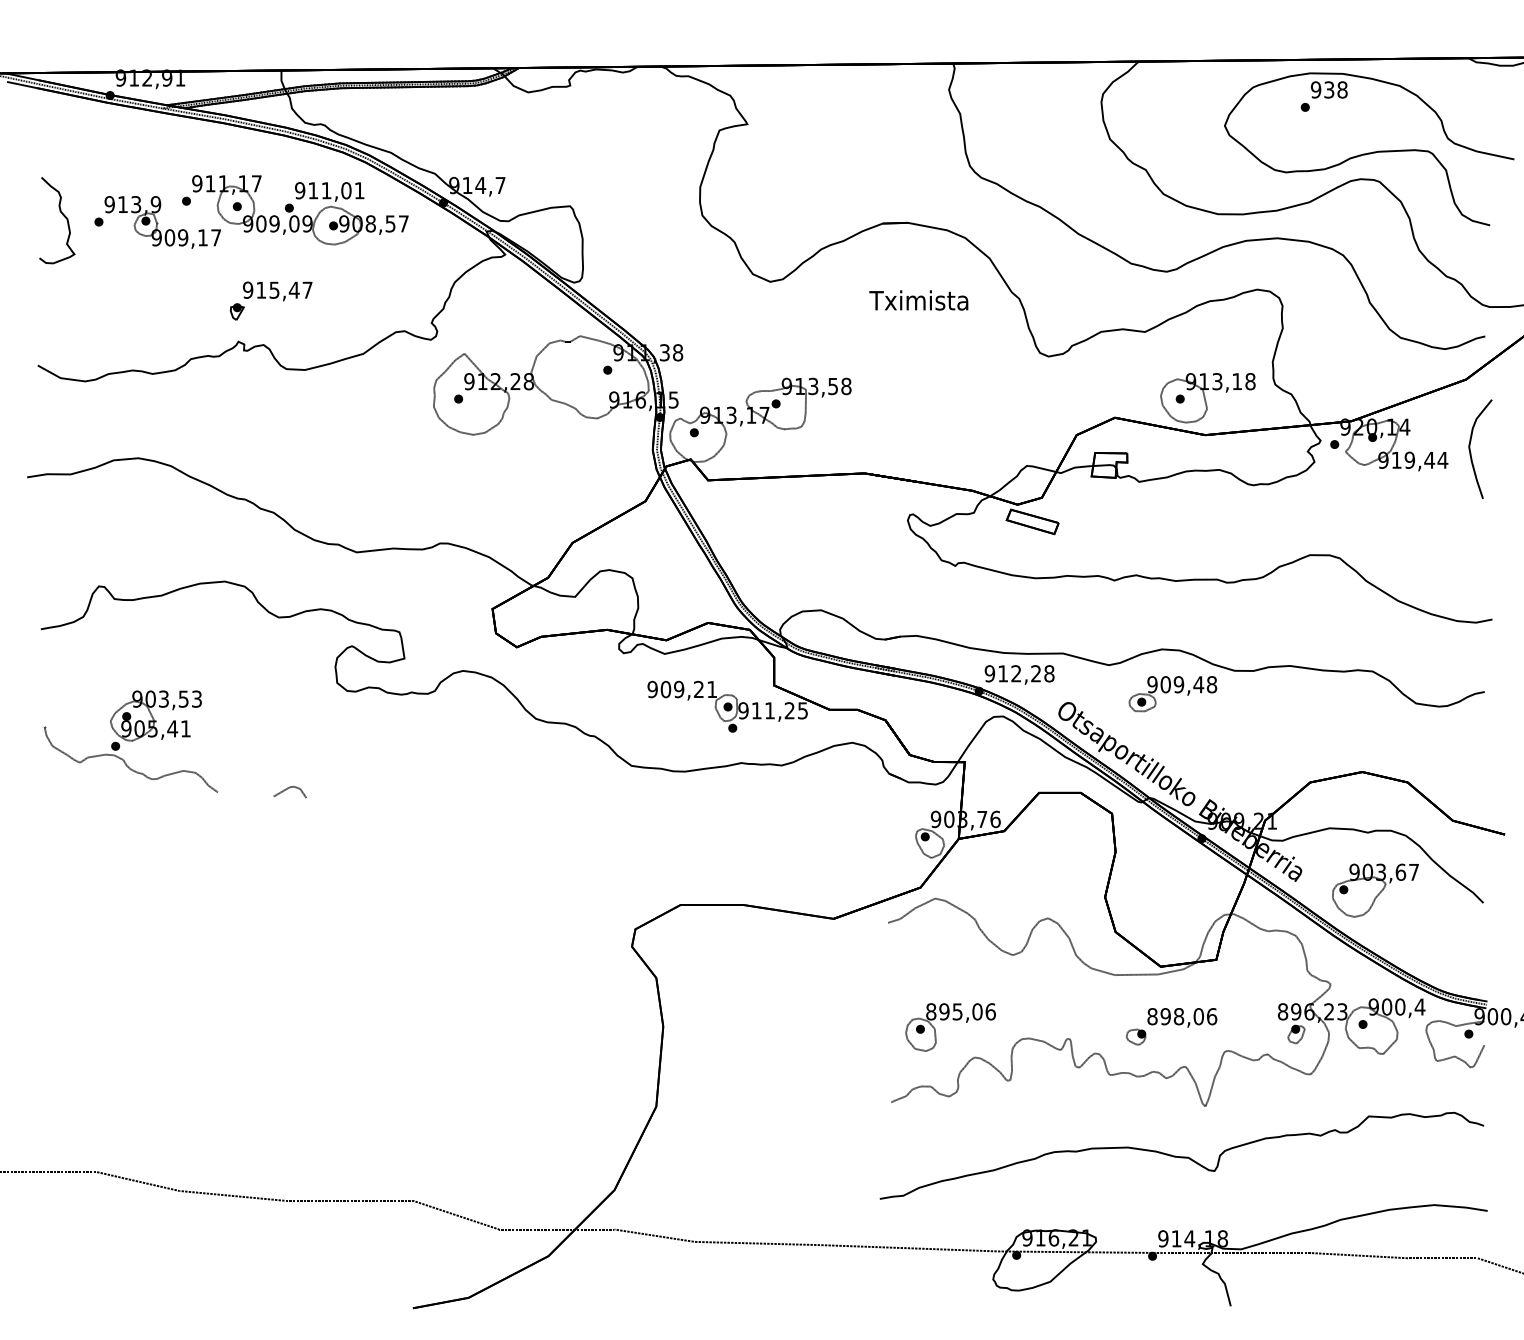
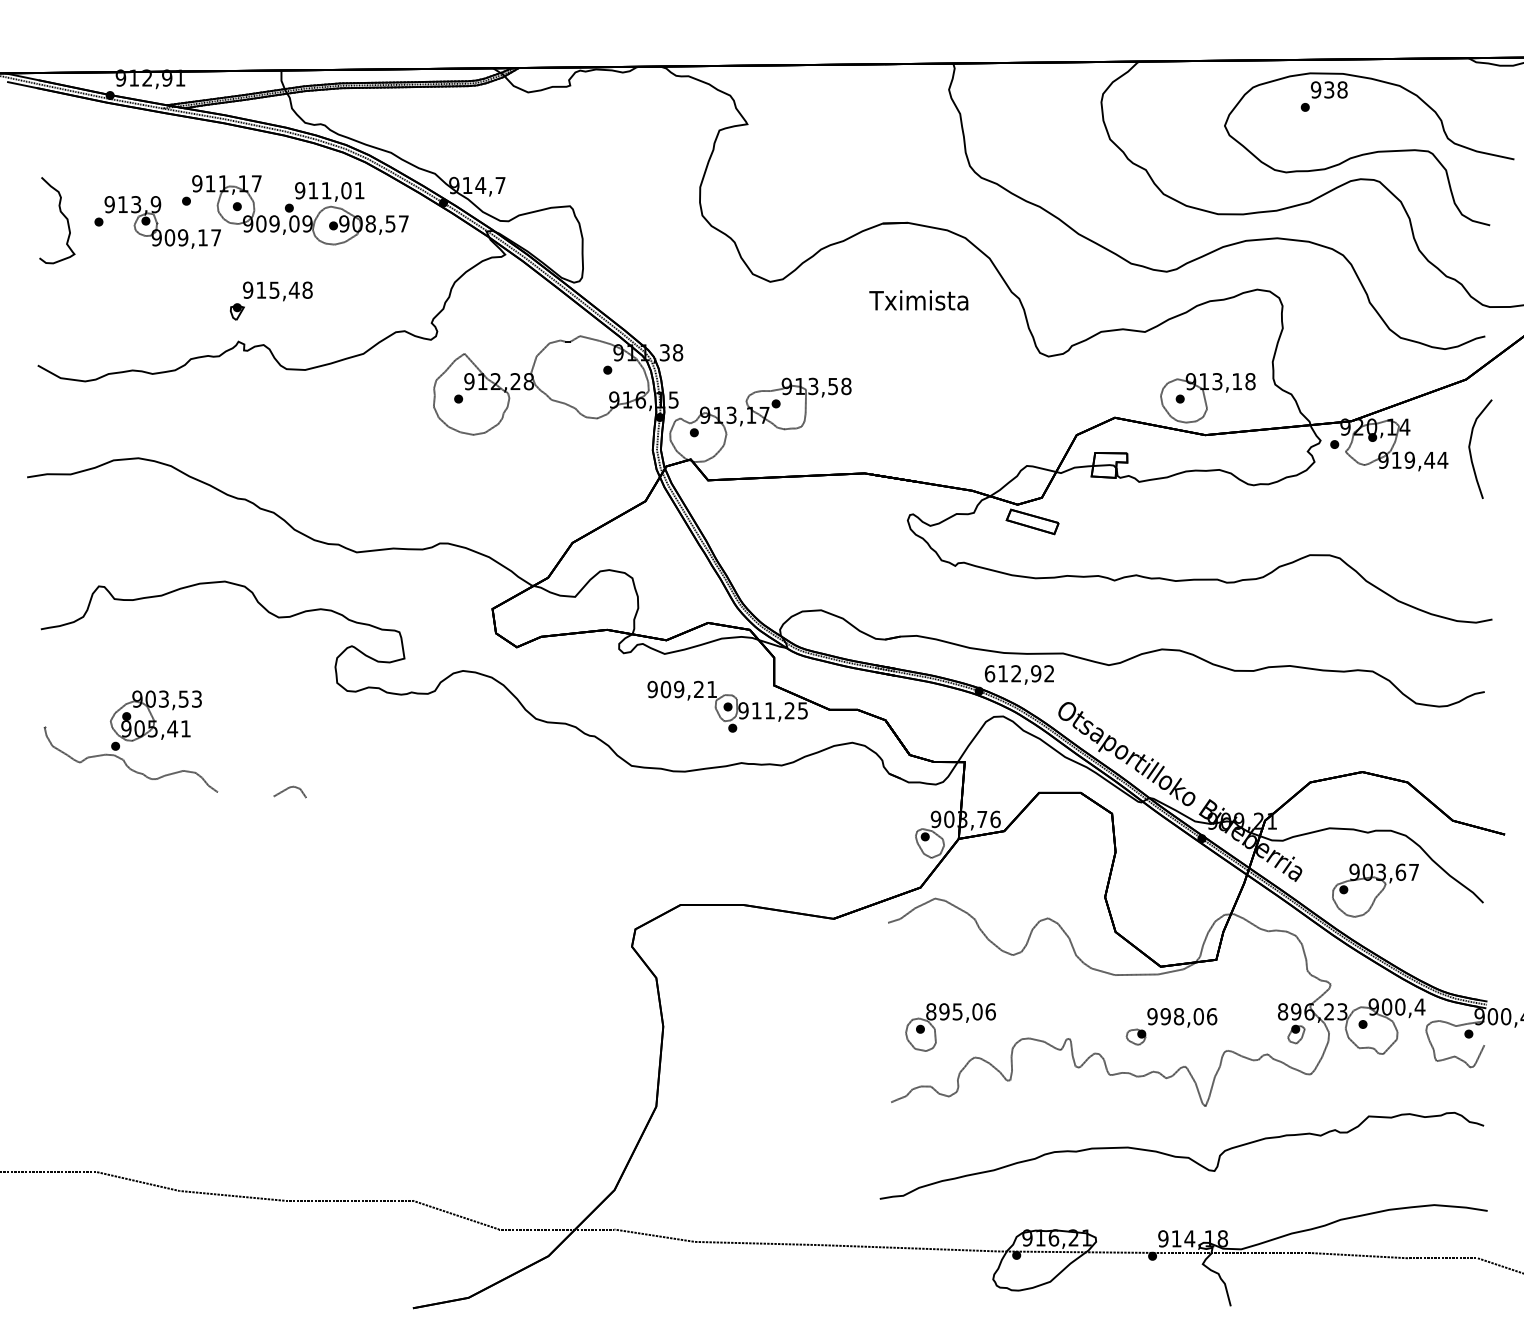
text: 915,47 -> 915,48 (307, 289)
text: 912,28 -> 612,92 (1019, 673)
part: present -> none (1172, 694)
text: 898,06 -> 998,06 (1152, 1016)
